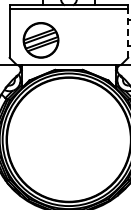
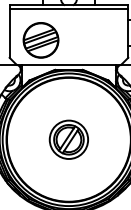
line: dashed -> solid (128, 32)
part: none -> present (68, 139)
